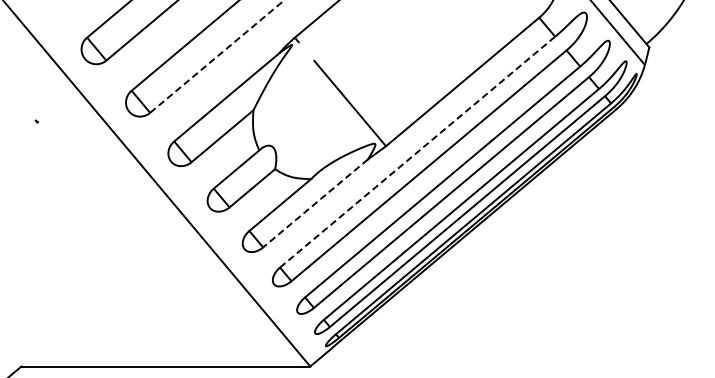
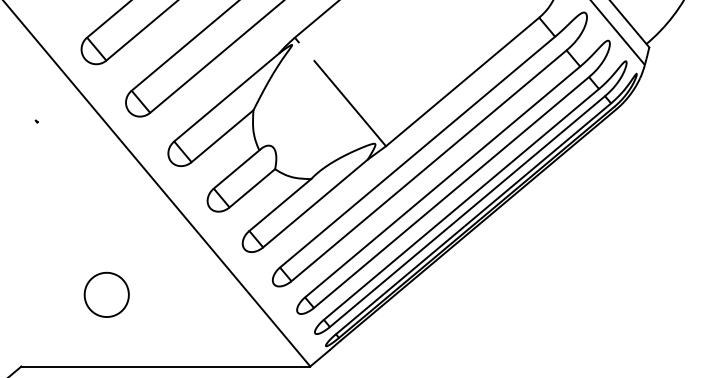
line: dashed -> solid (216, 57)
line: dashed -> solid (417, 152)
line: dashed -> solid (315, 203)
part: none -> present (106, 294)
